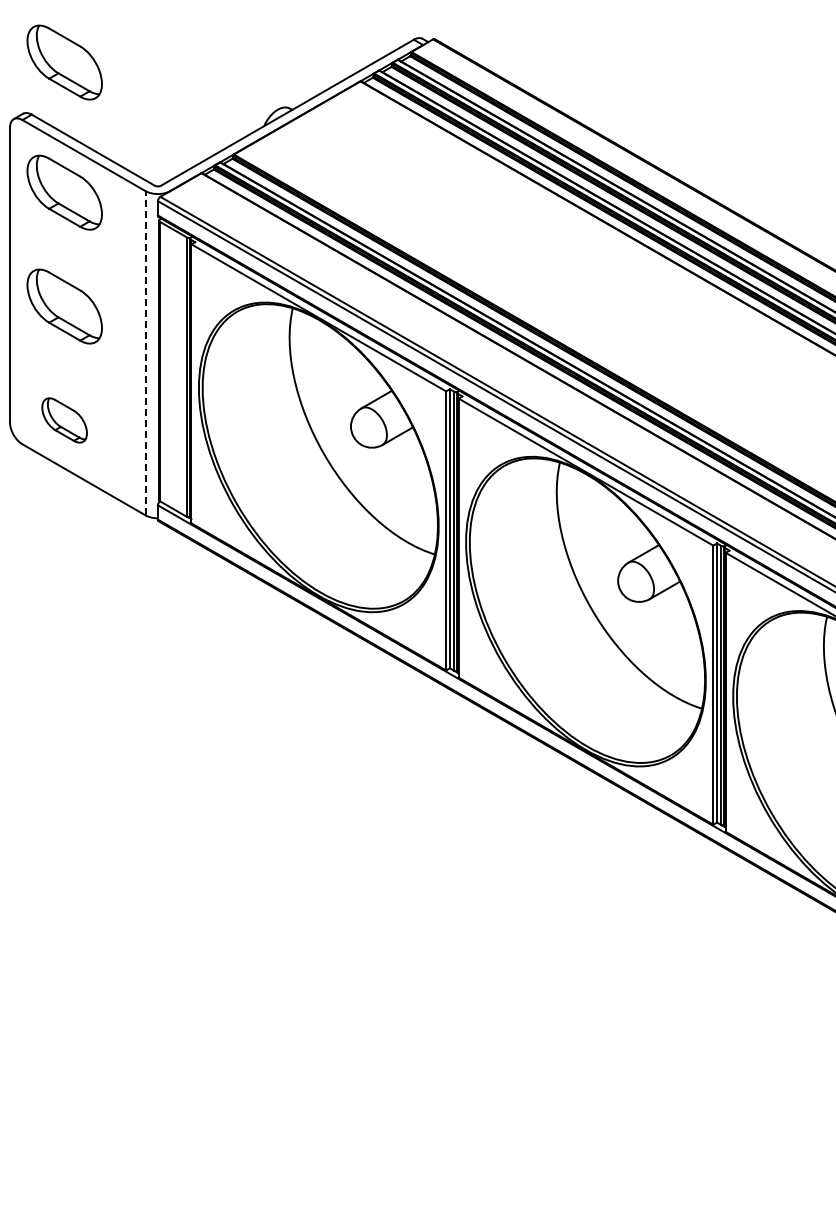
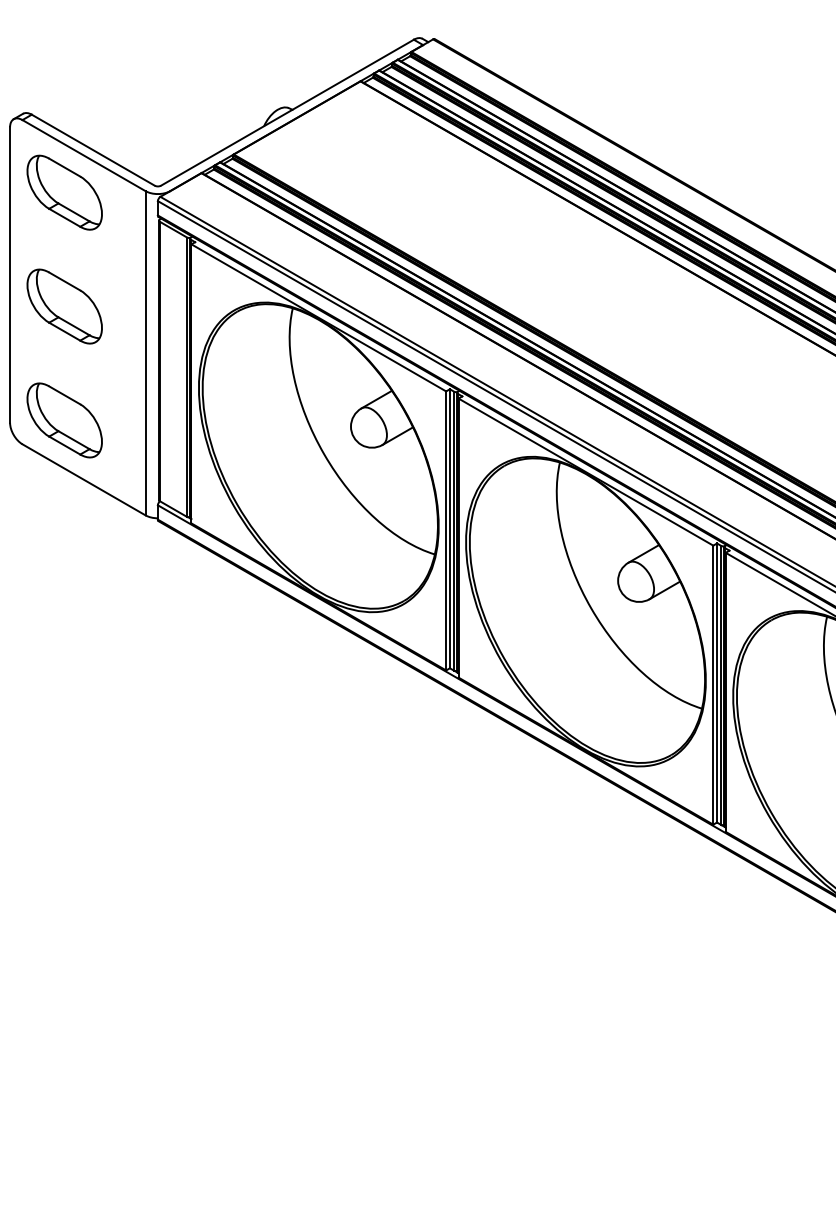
part: present -> none (64, 62)
line: dashed -> solid (145, 352)
part size: 47x47 px -> 77x77 px (64, 420)
